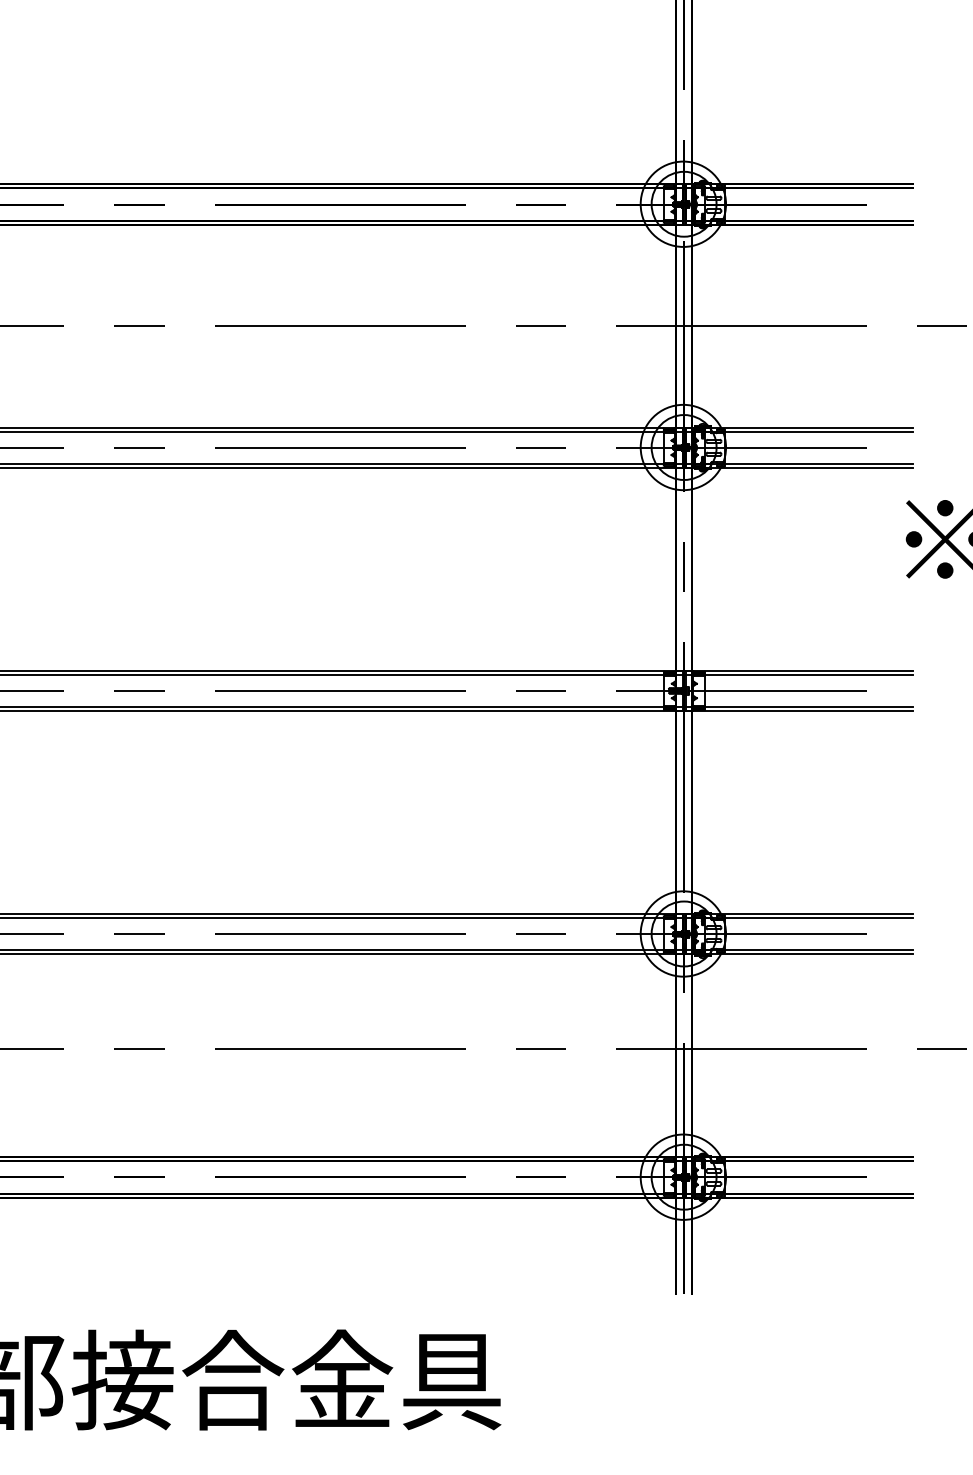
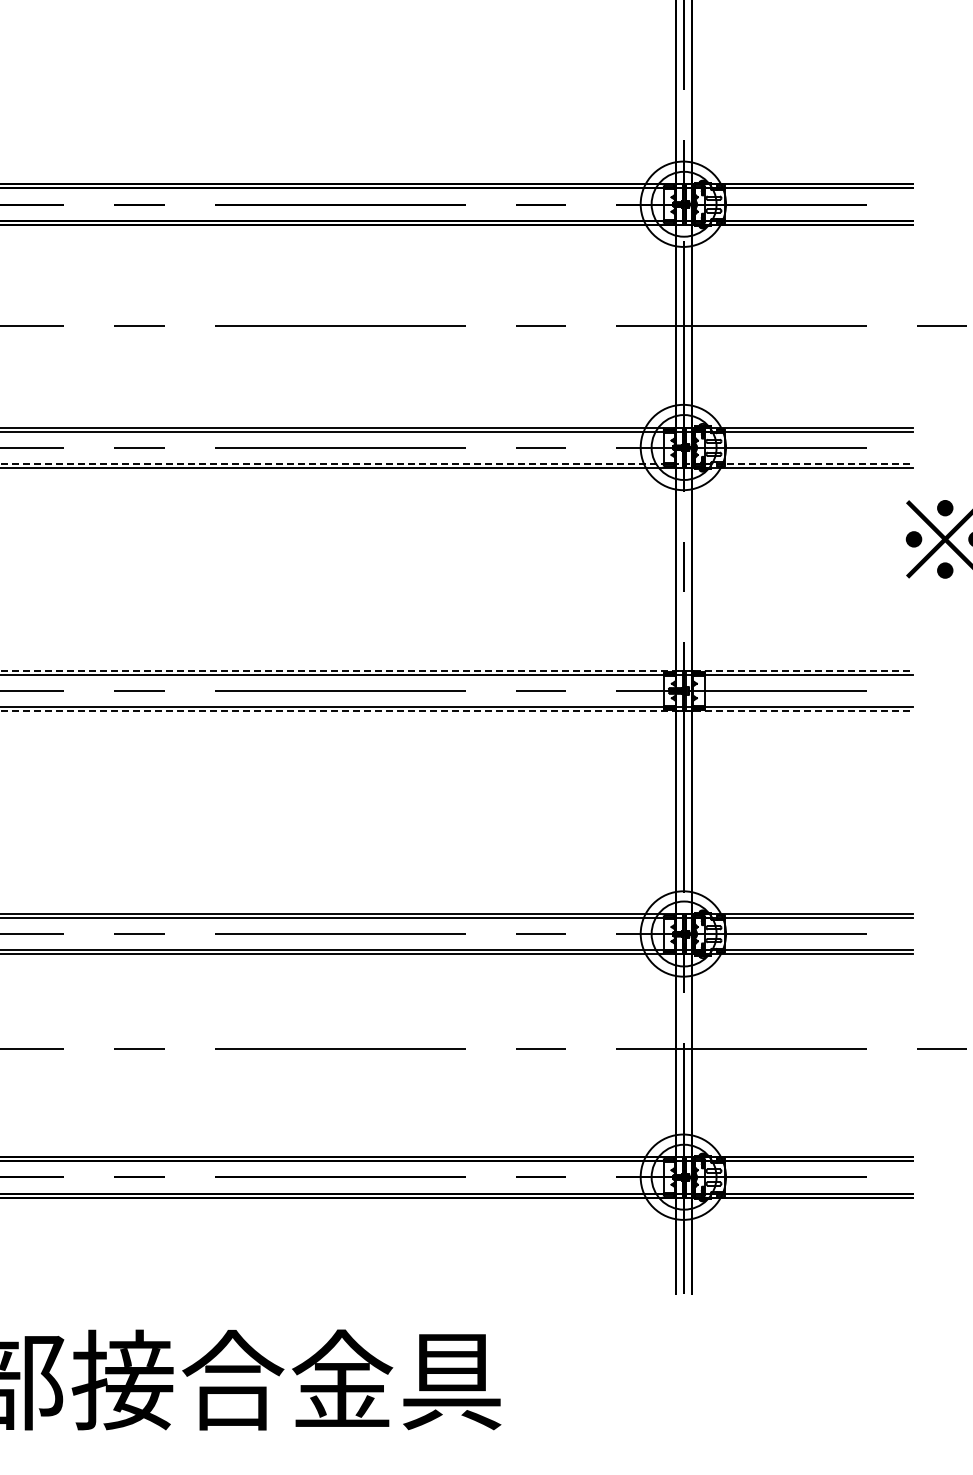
line: solid -> dashed (457, 463)
line: solid -> dashed (457, 670)
line: solid -> dashed (457, 711)
